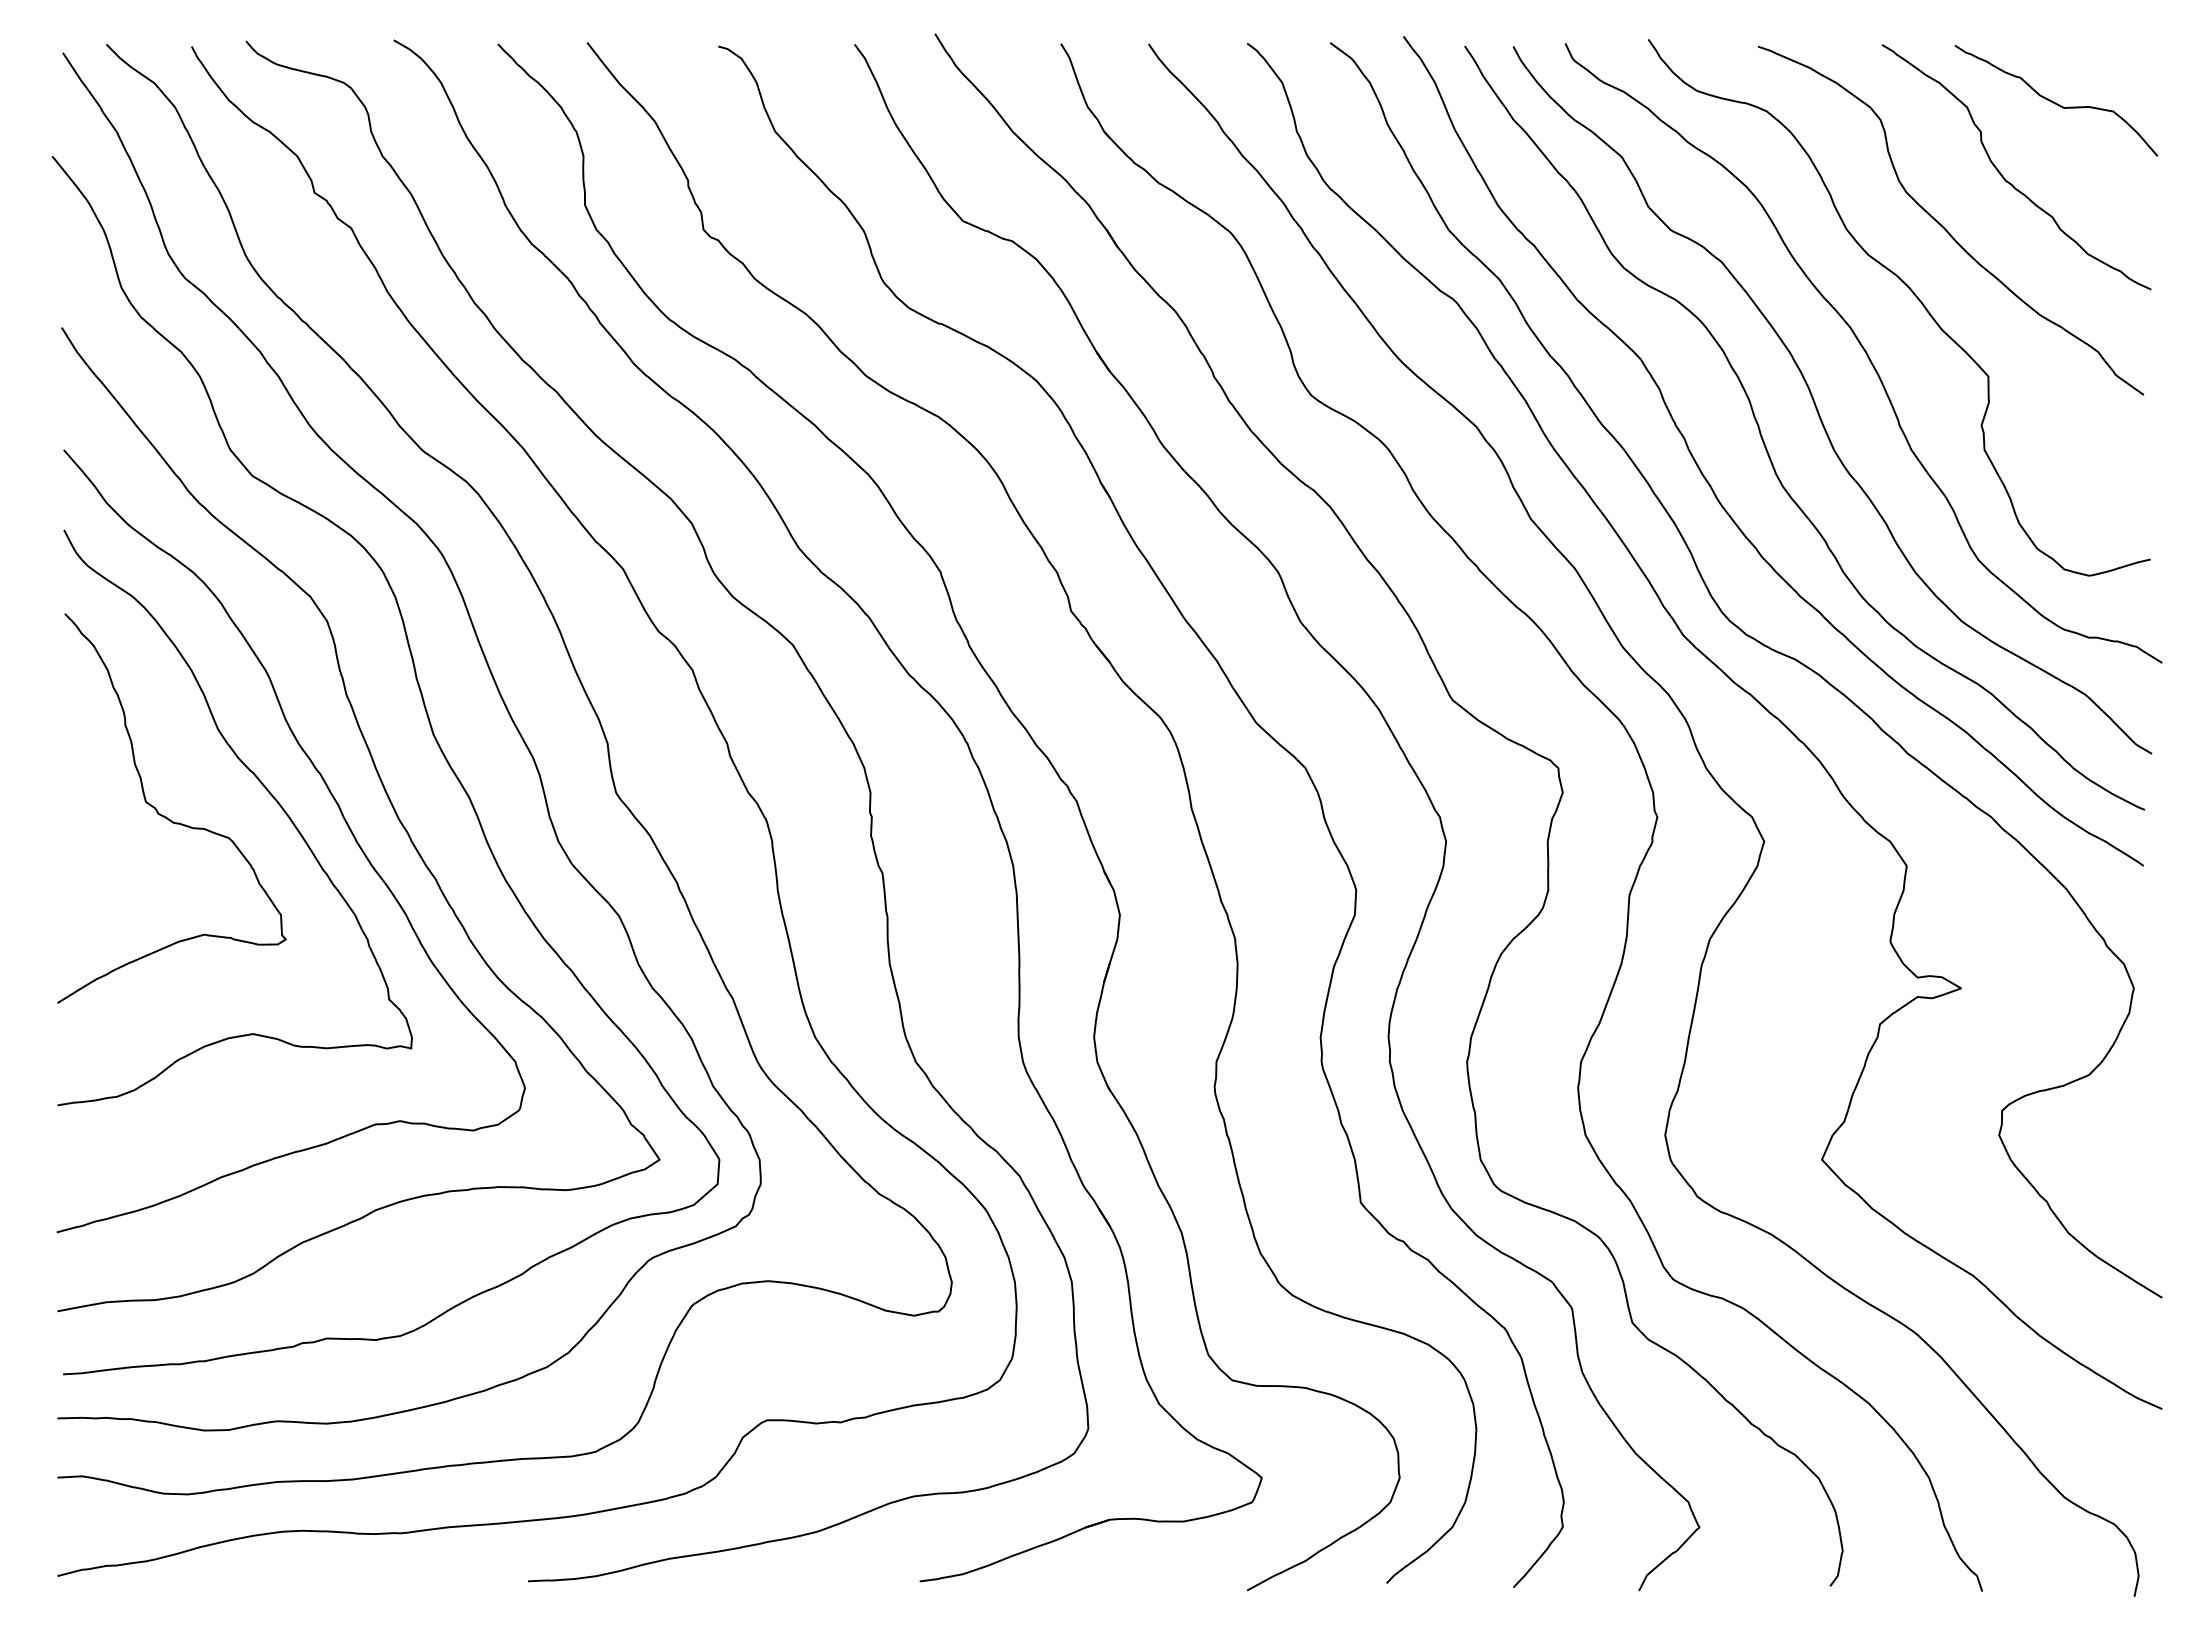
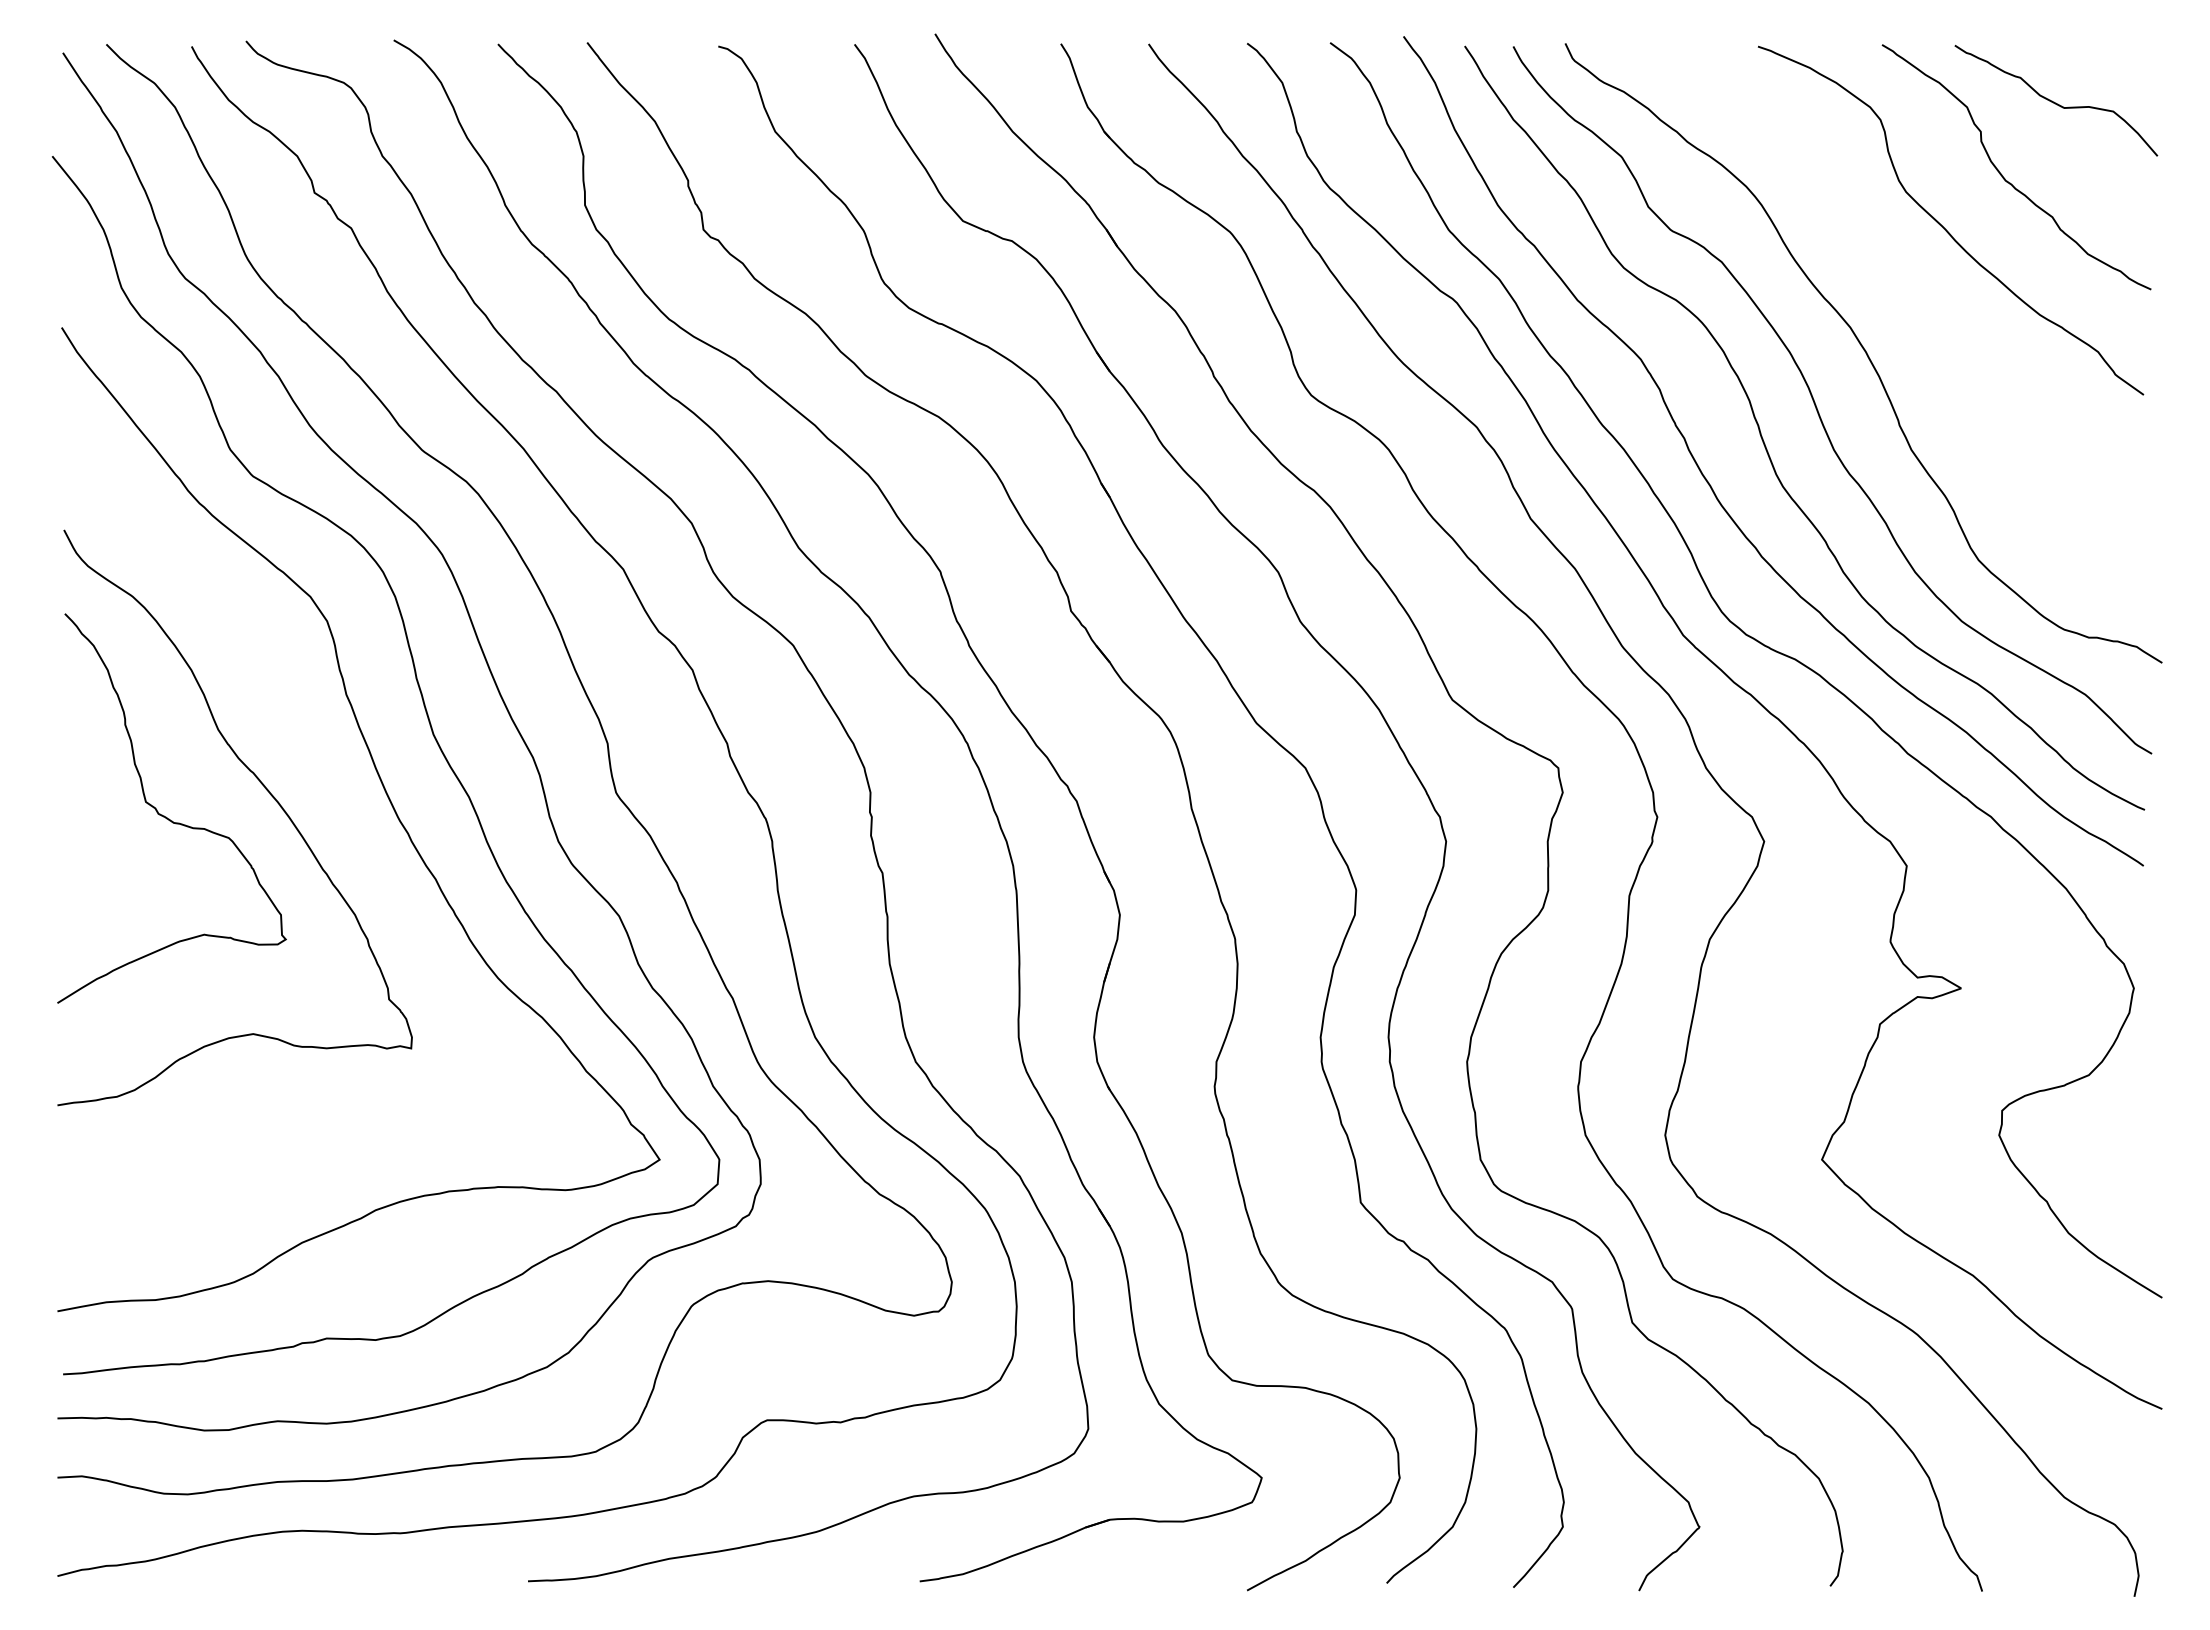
curve: present -> none (1912, 293)
curve: present -> none (341, 815)
